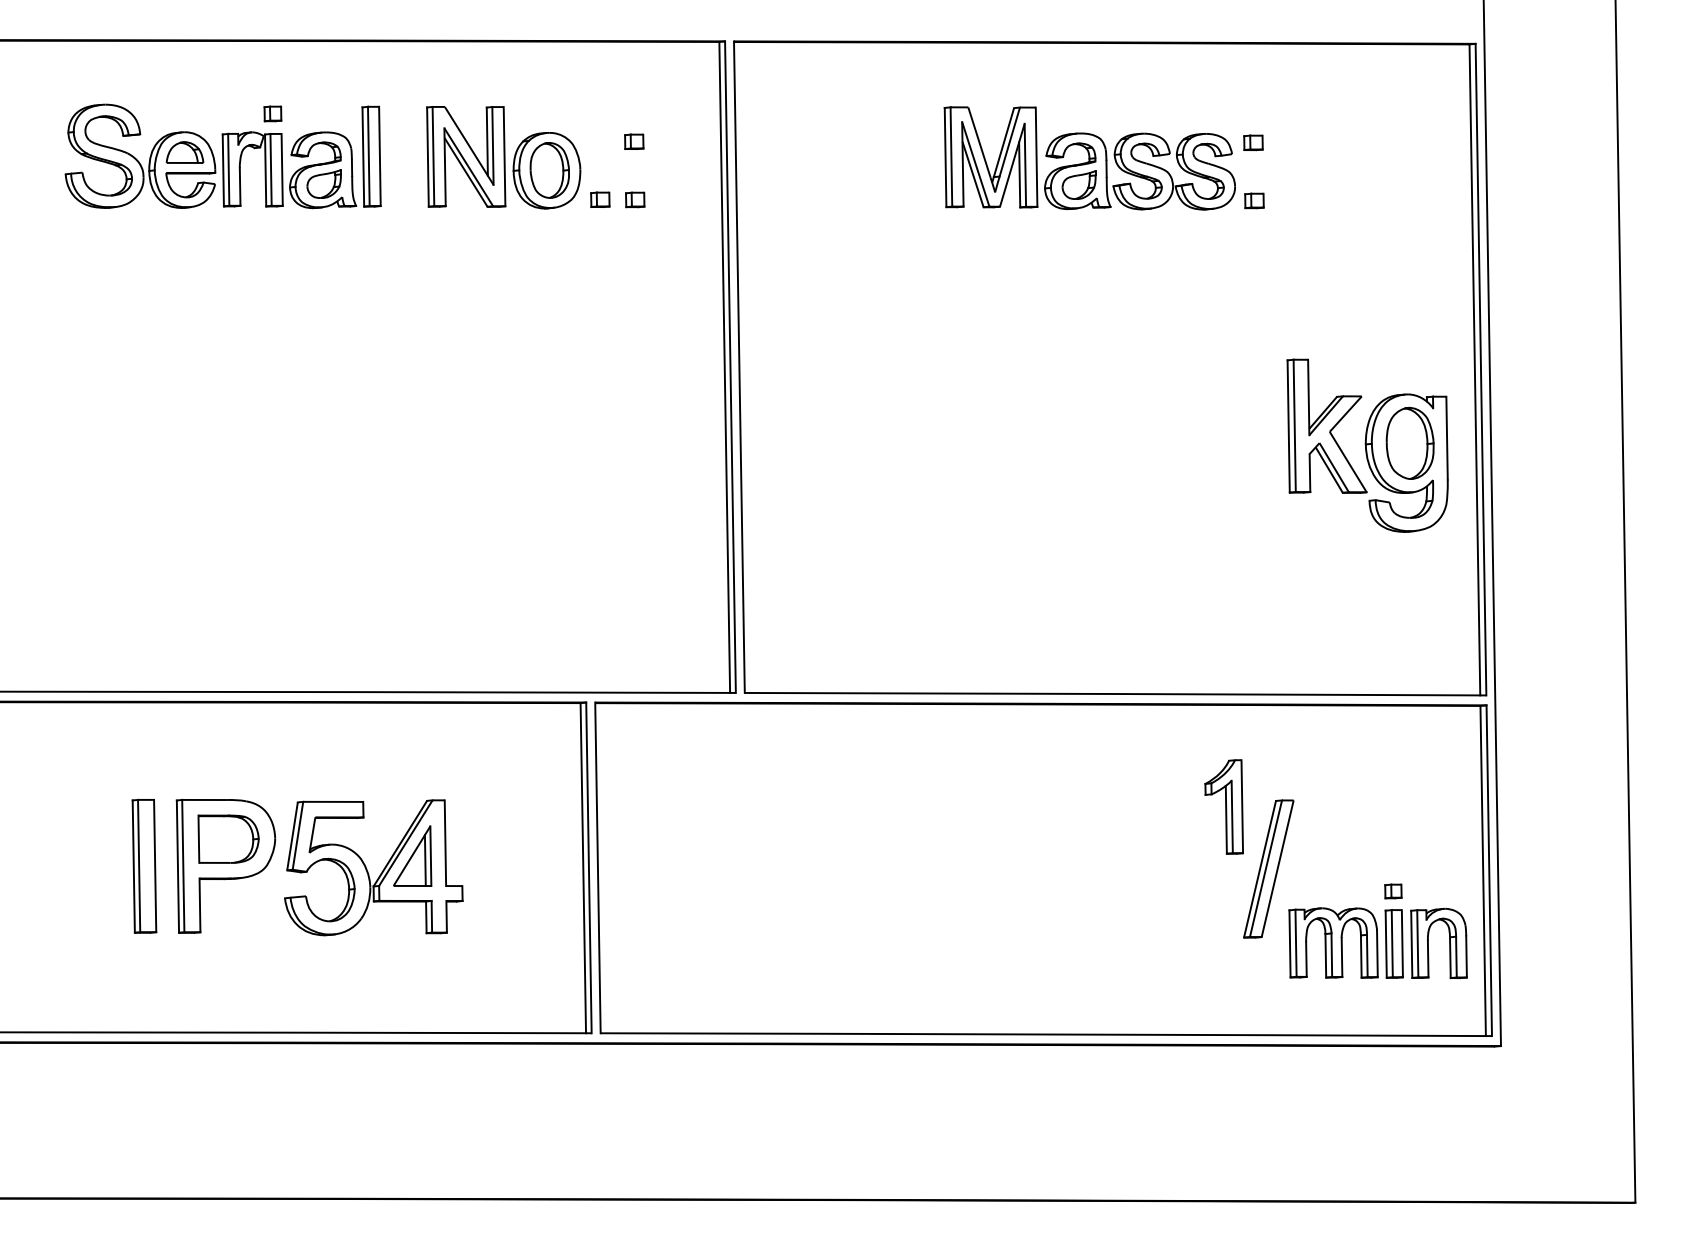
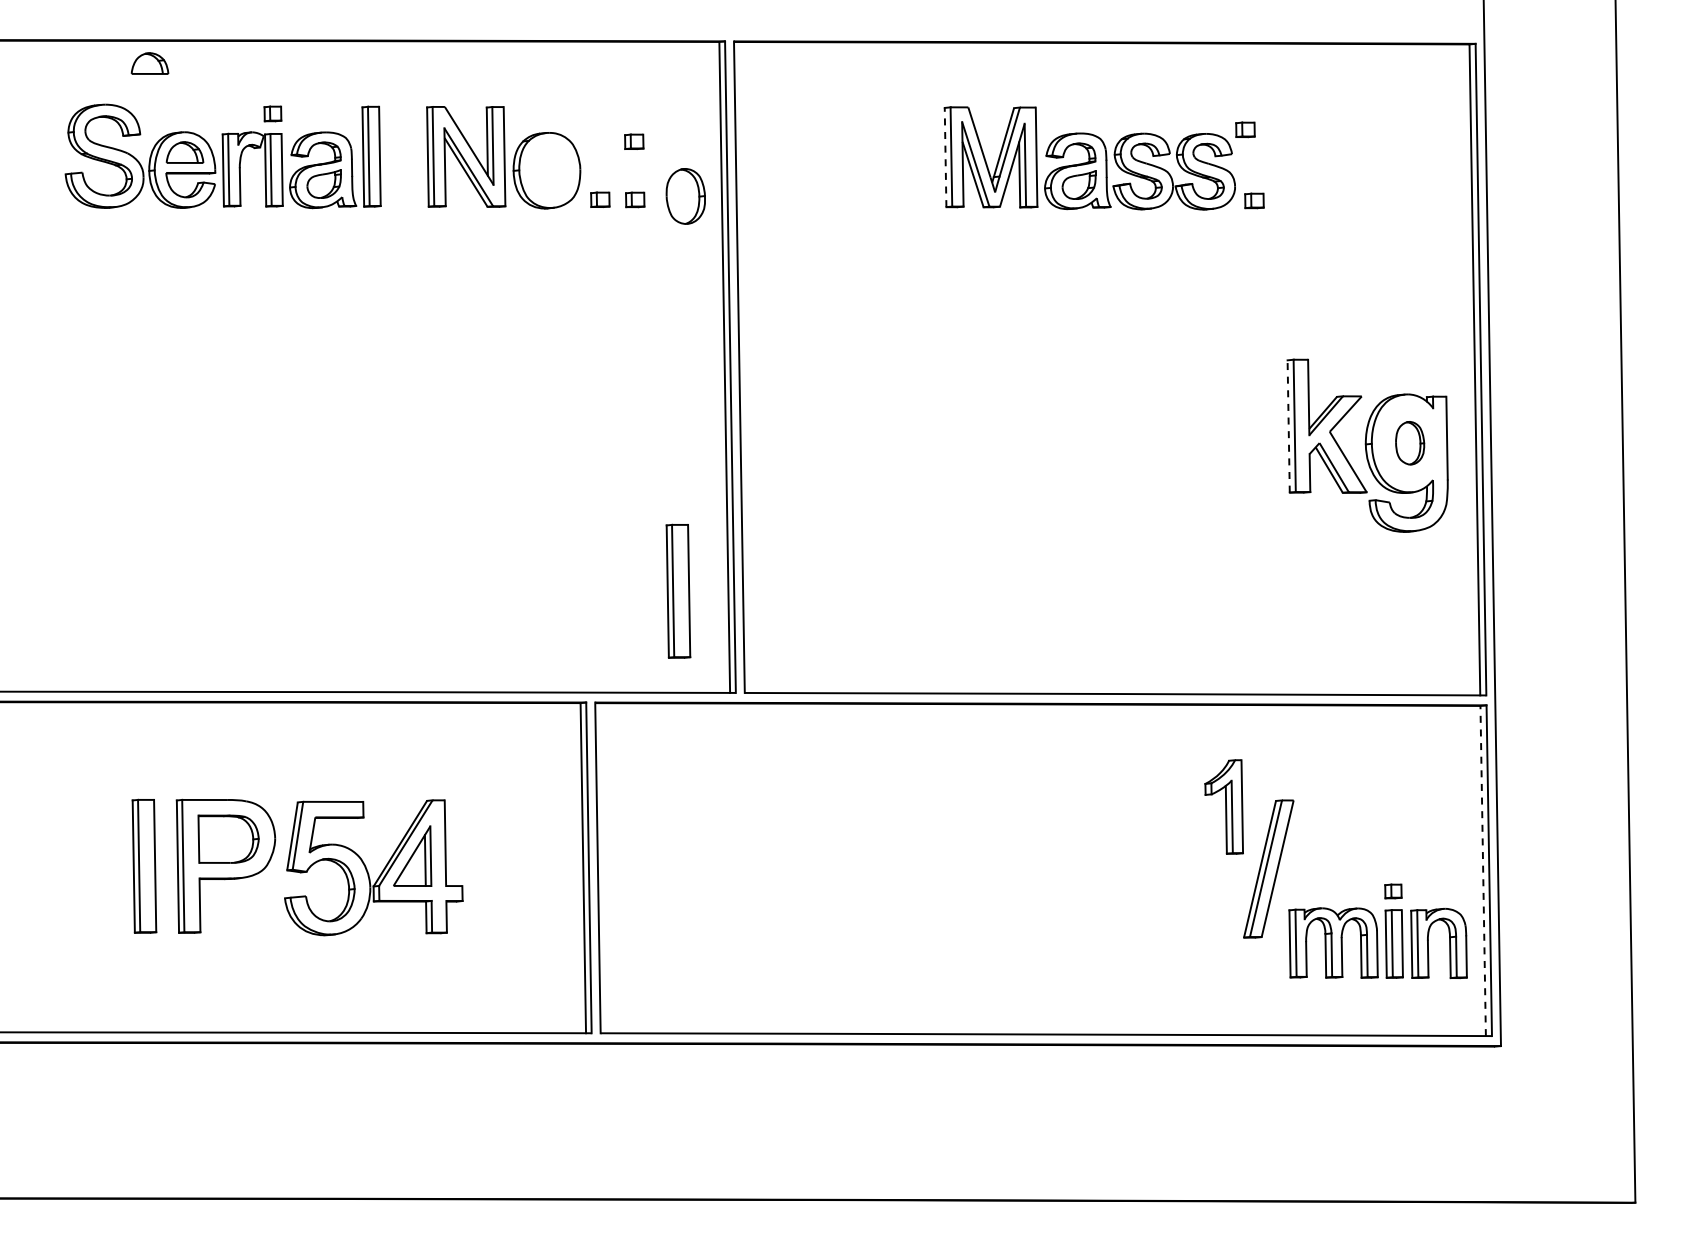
part: none -> present (149, 63)
part position: (1253, 142) -> (1245, 129) (1245, 129)
line: solid -> dashed (945, 157)
part position: (549, 170) -> (685, 196) (685, 196)
line: solid -> dashed (1288, 425)
part size: 50x74 px -> 31x45 px (1410, 443)
part: none -> present (678, 590)
line: solid -> dashed (1483, 870)
